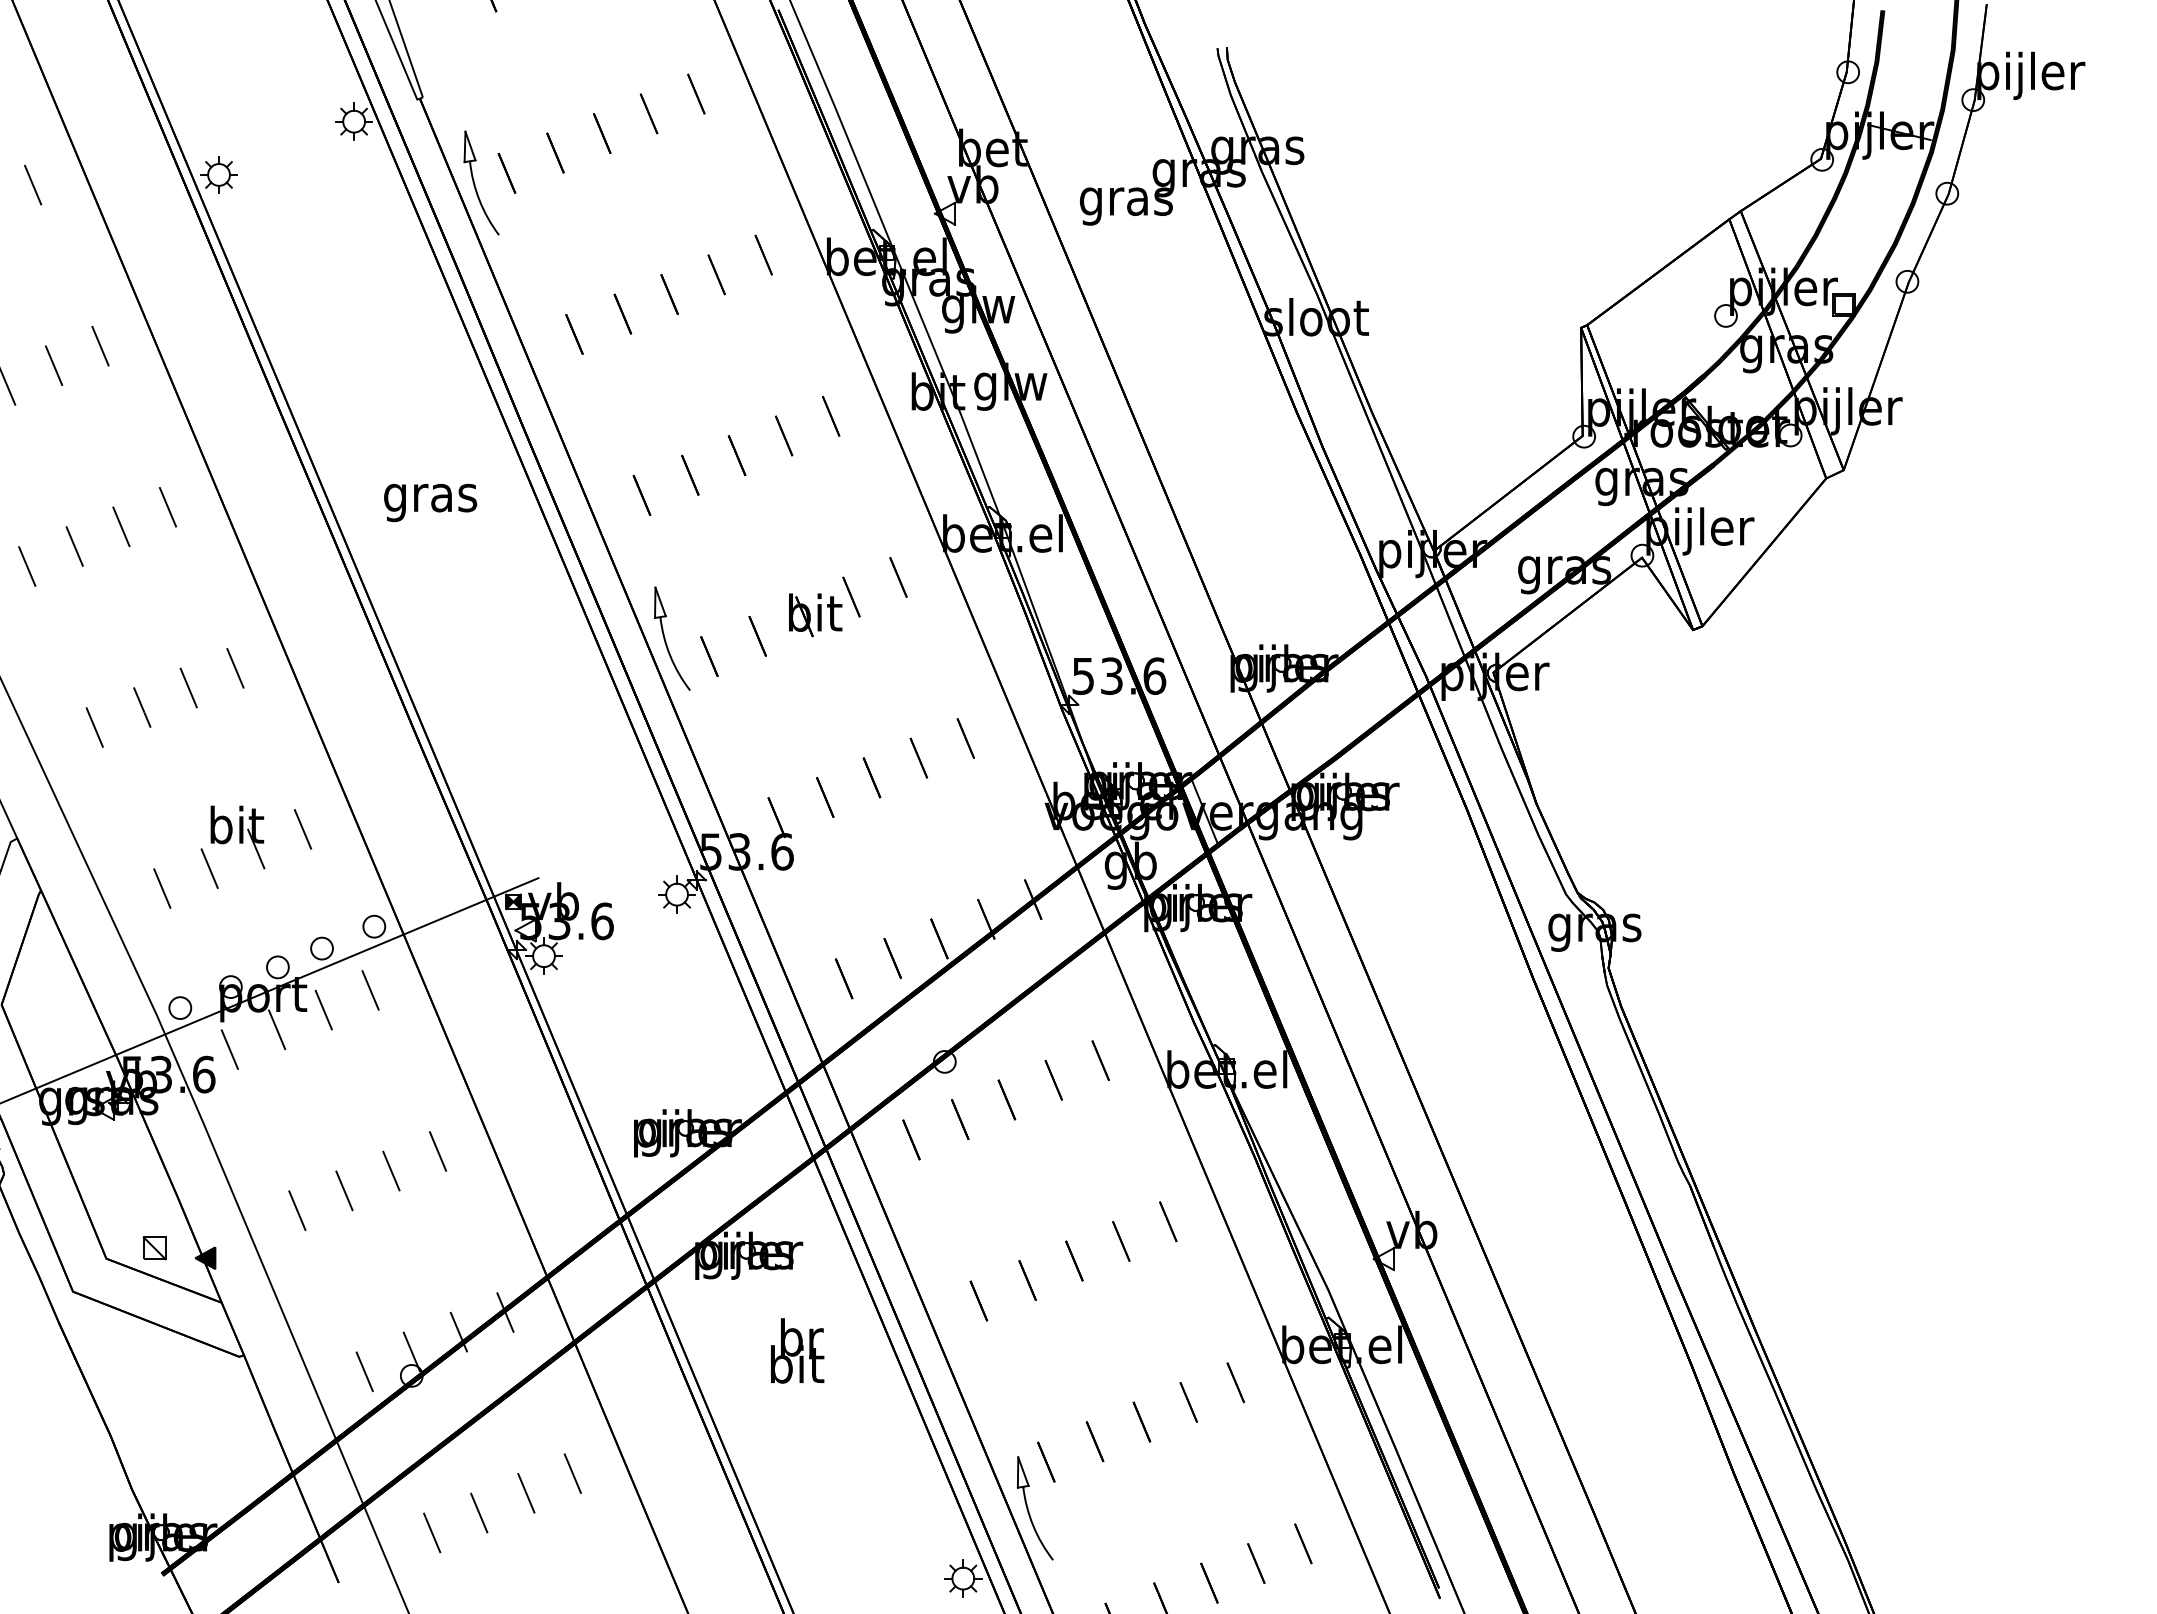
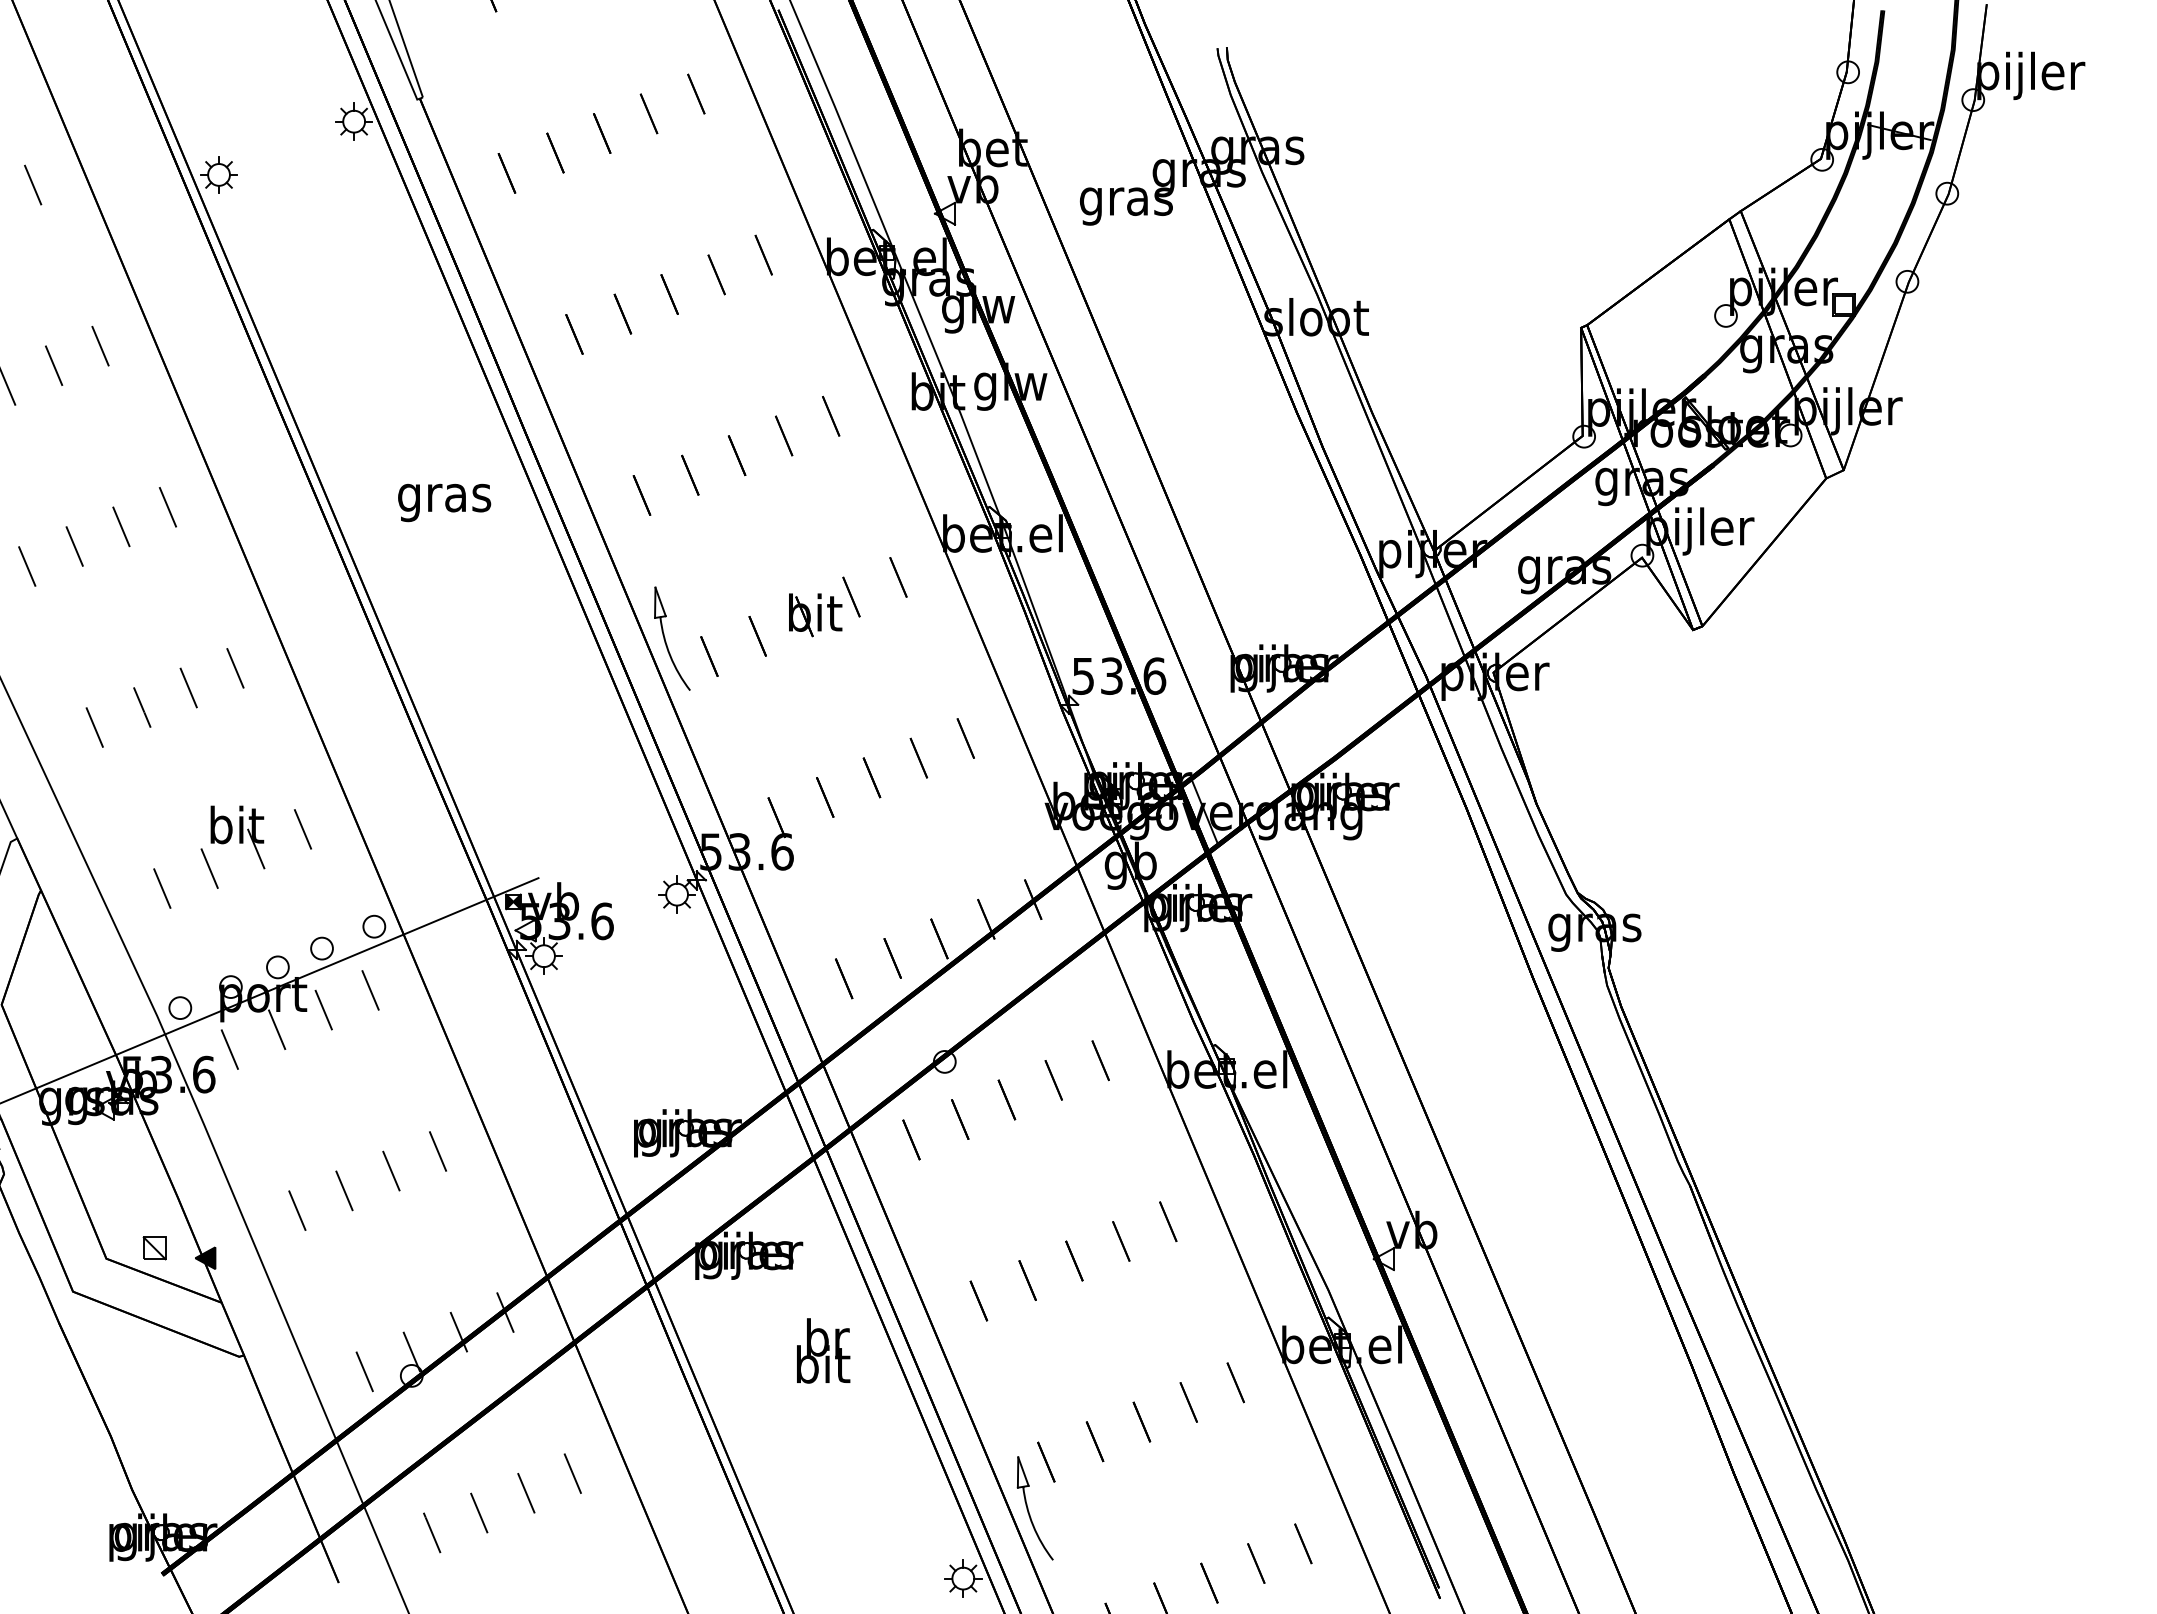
part: present -> none (475, 184)
text position: (430, 502) -> (444, 502) (444, 502)
text position: (797, 1350) -> (823, 1350) (823, 1350)
